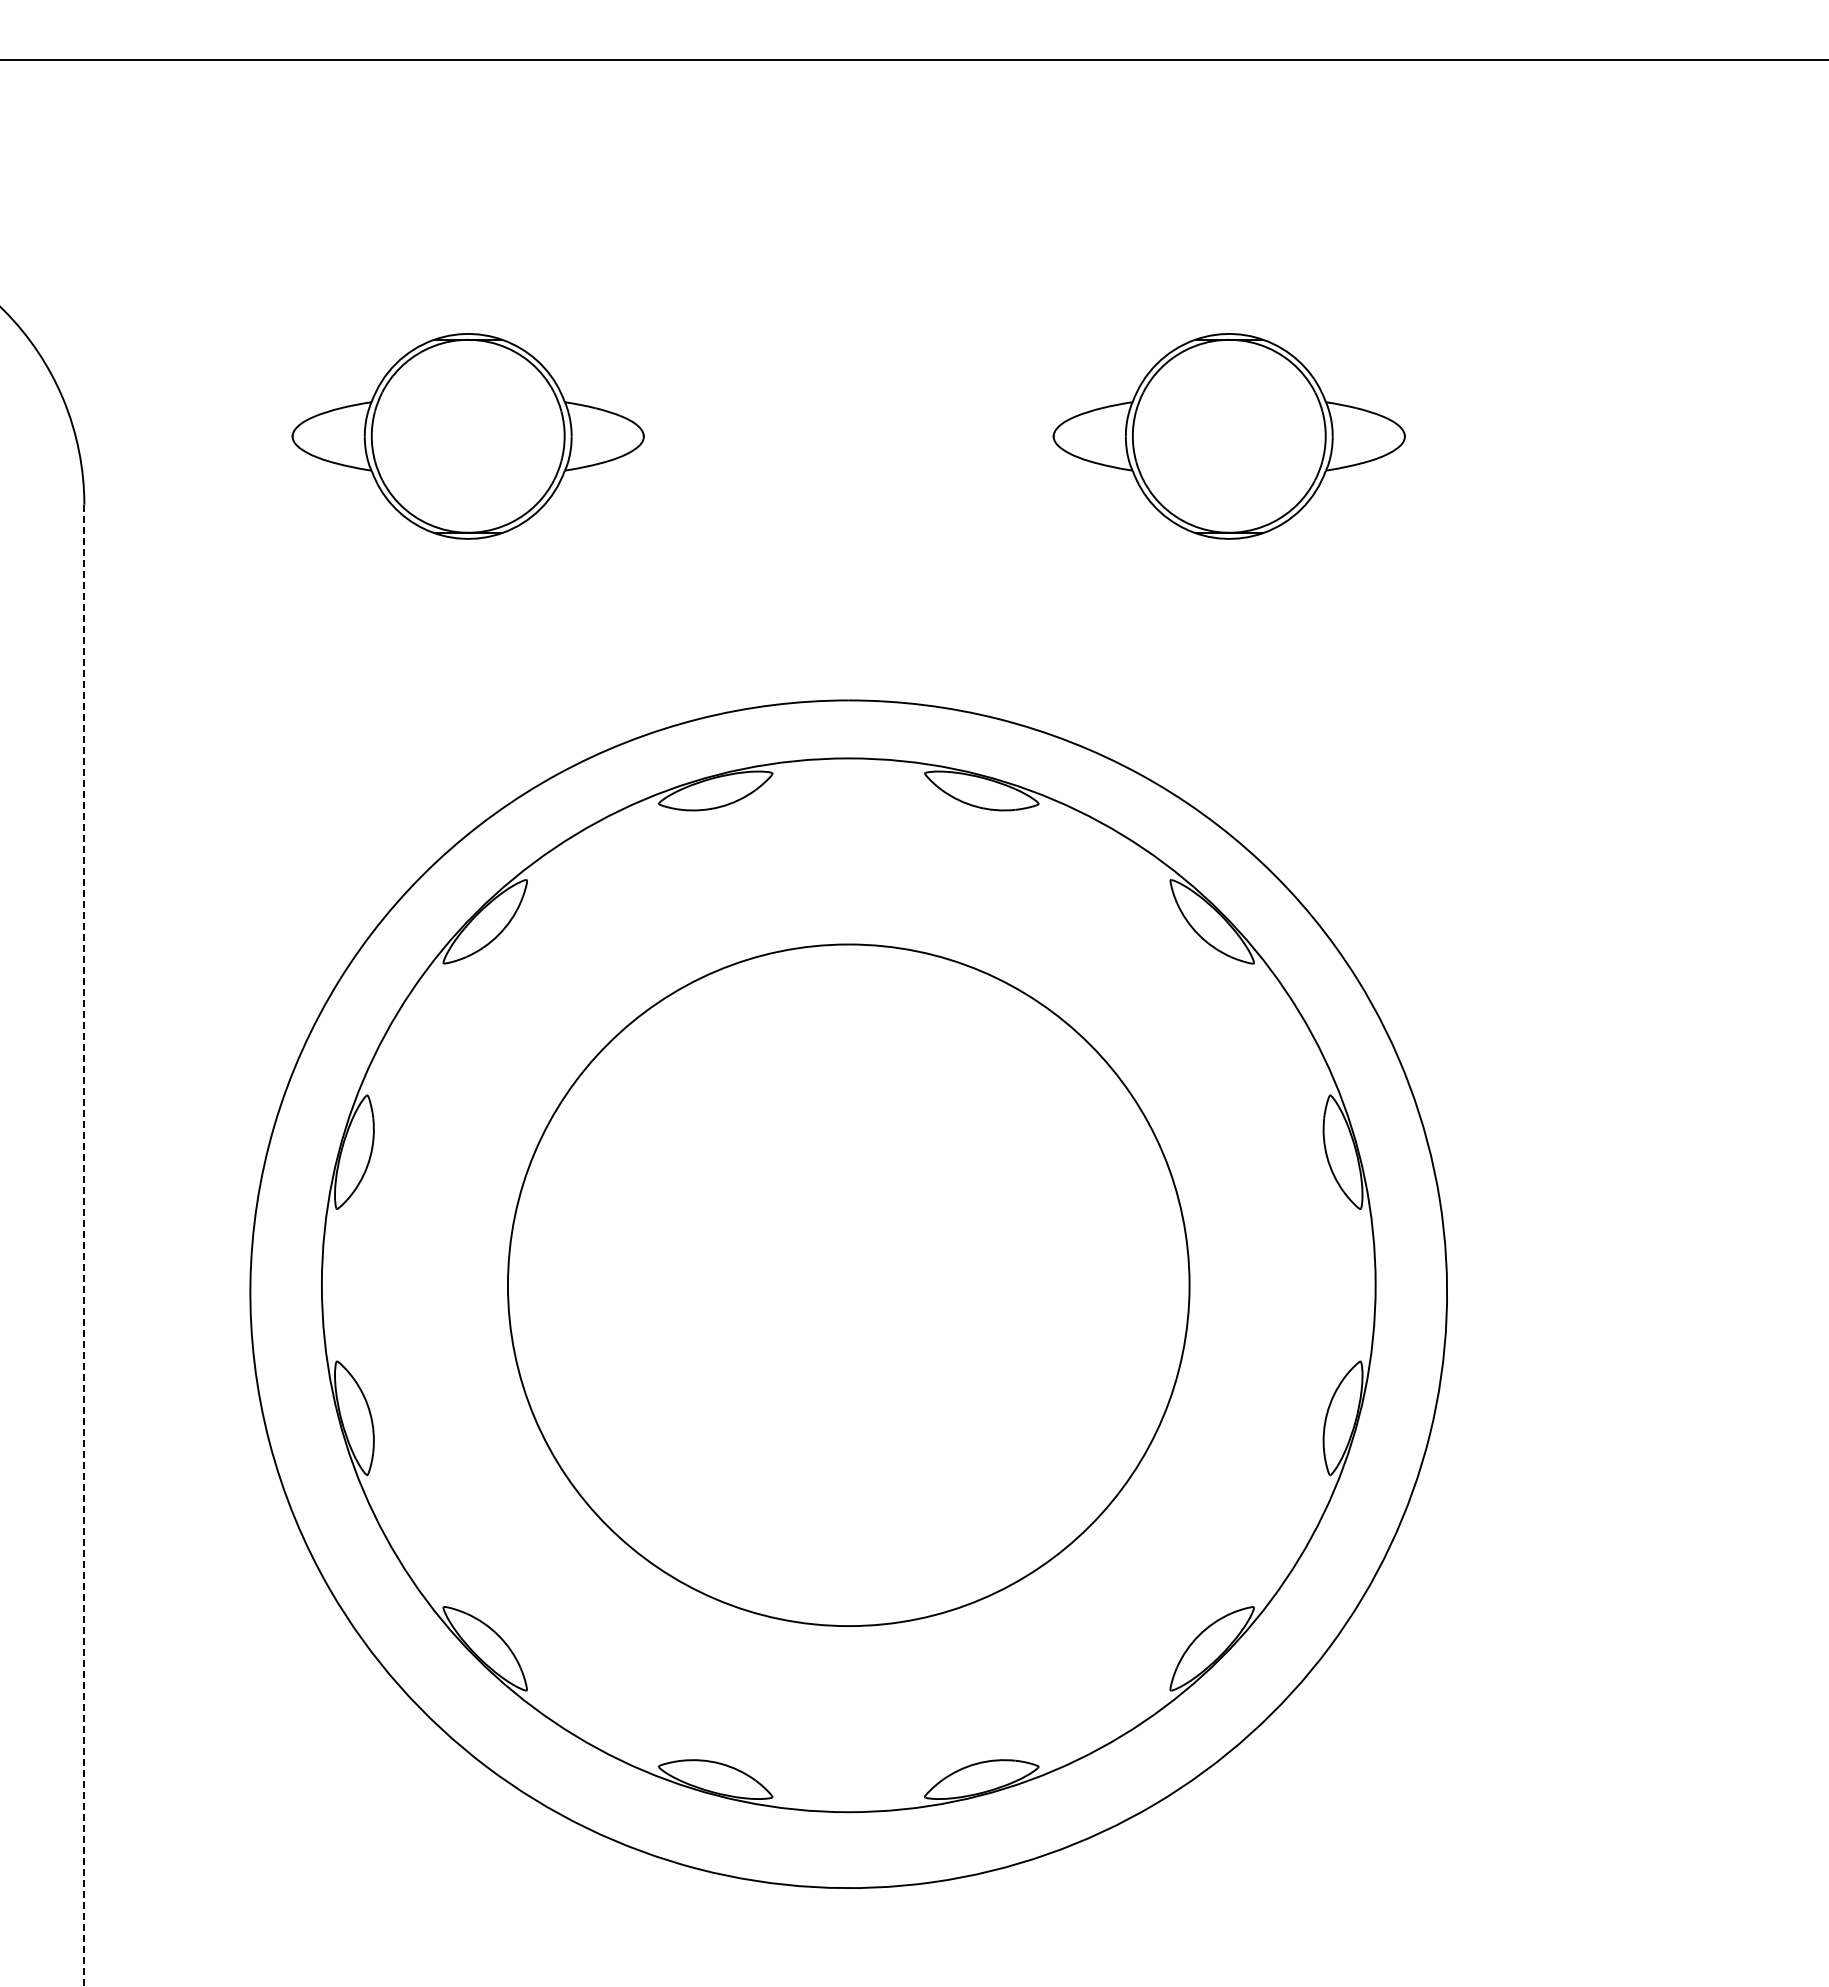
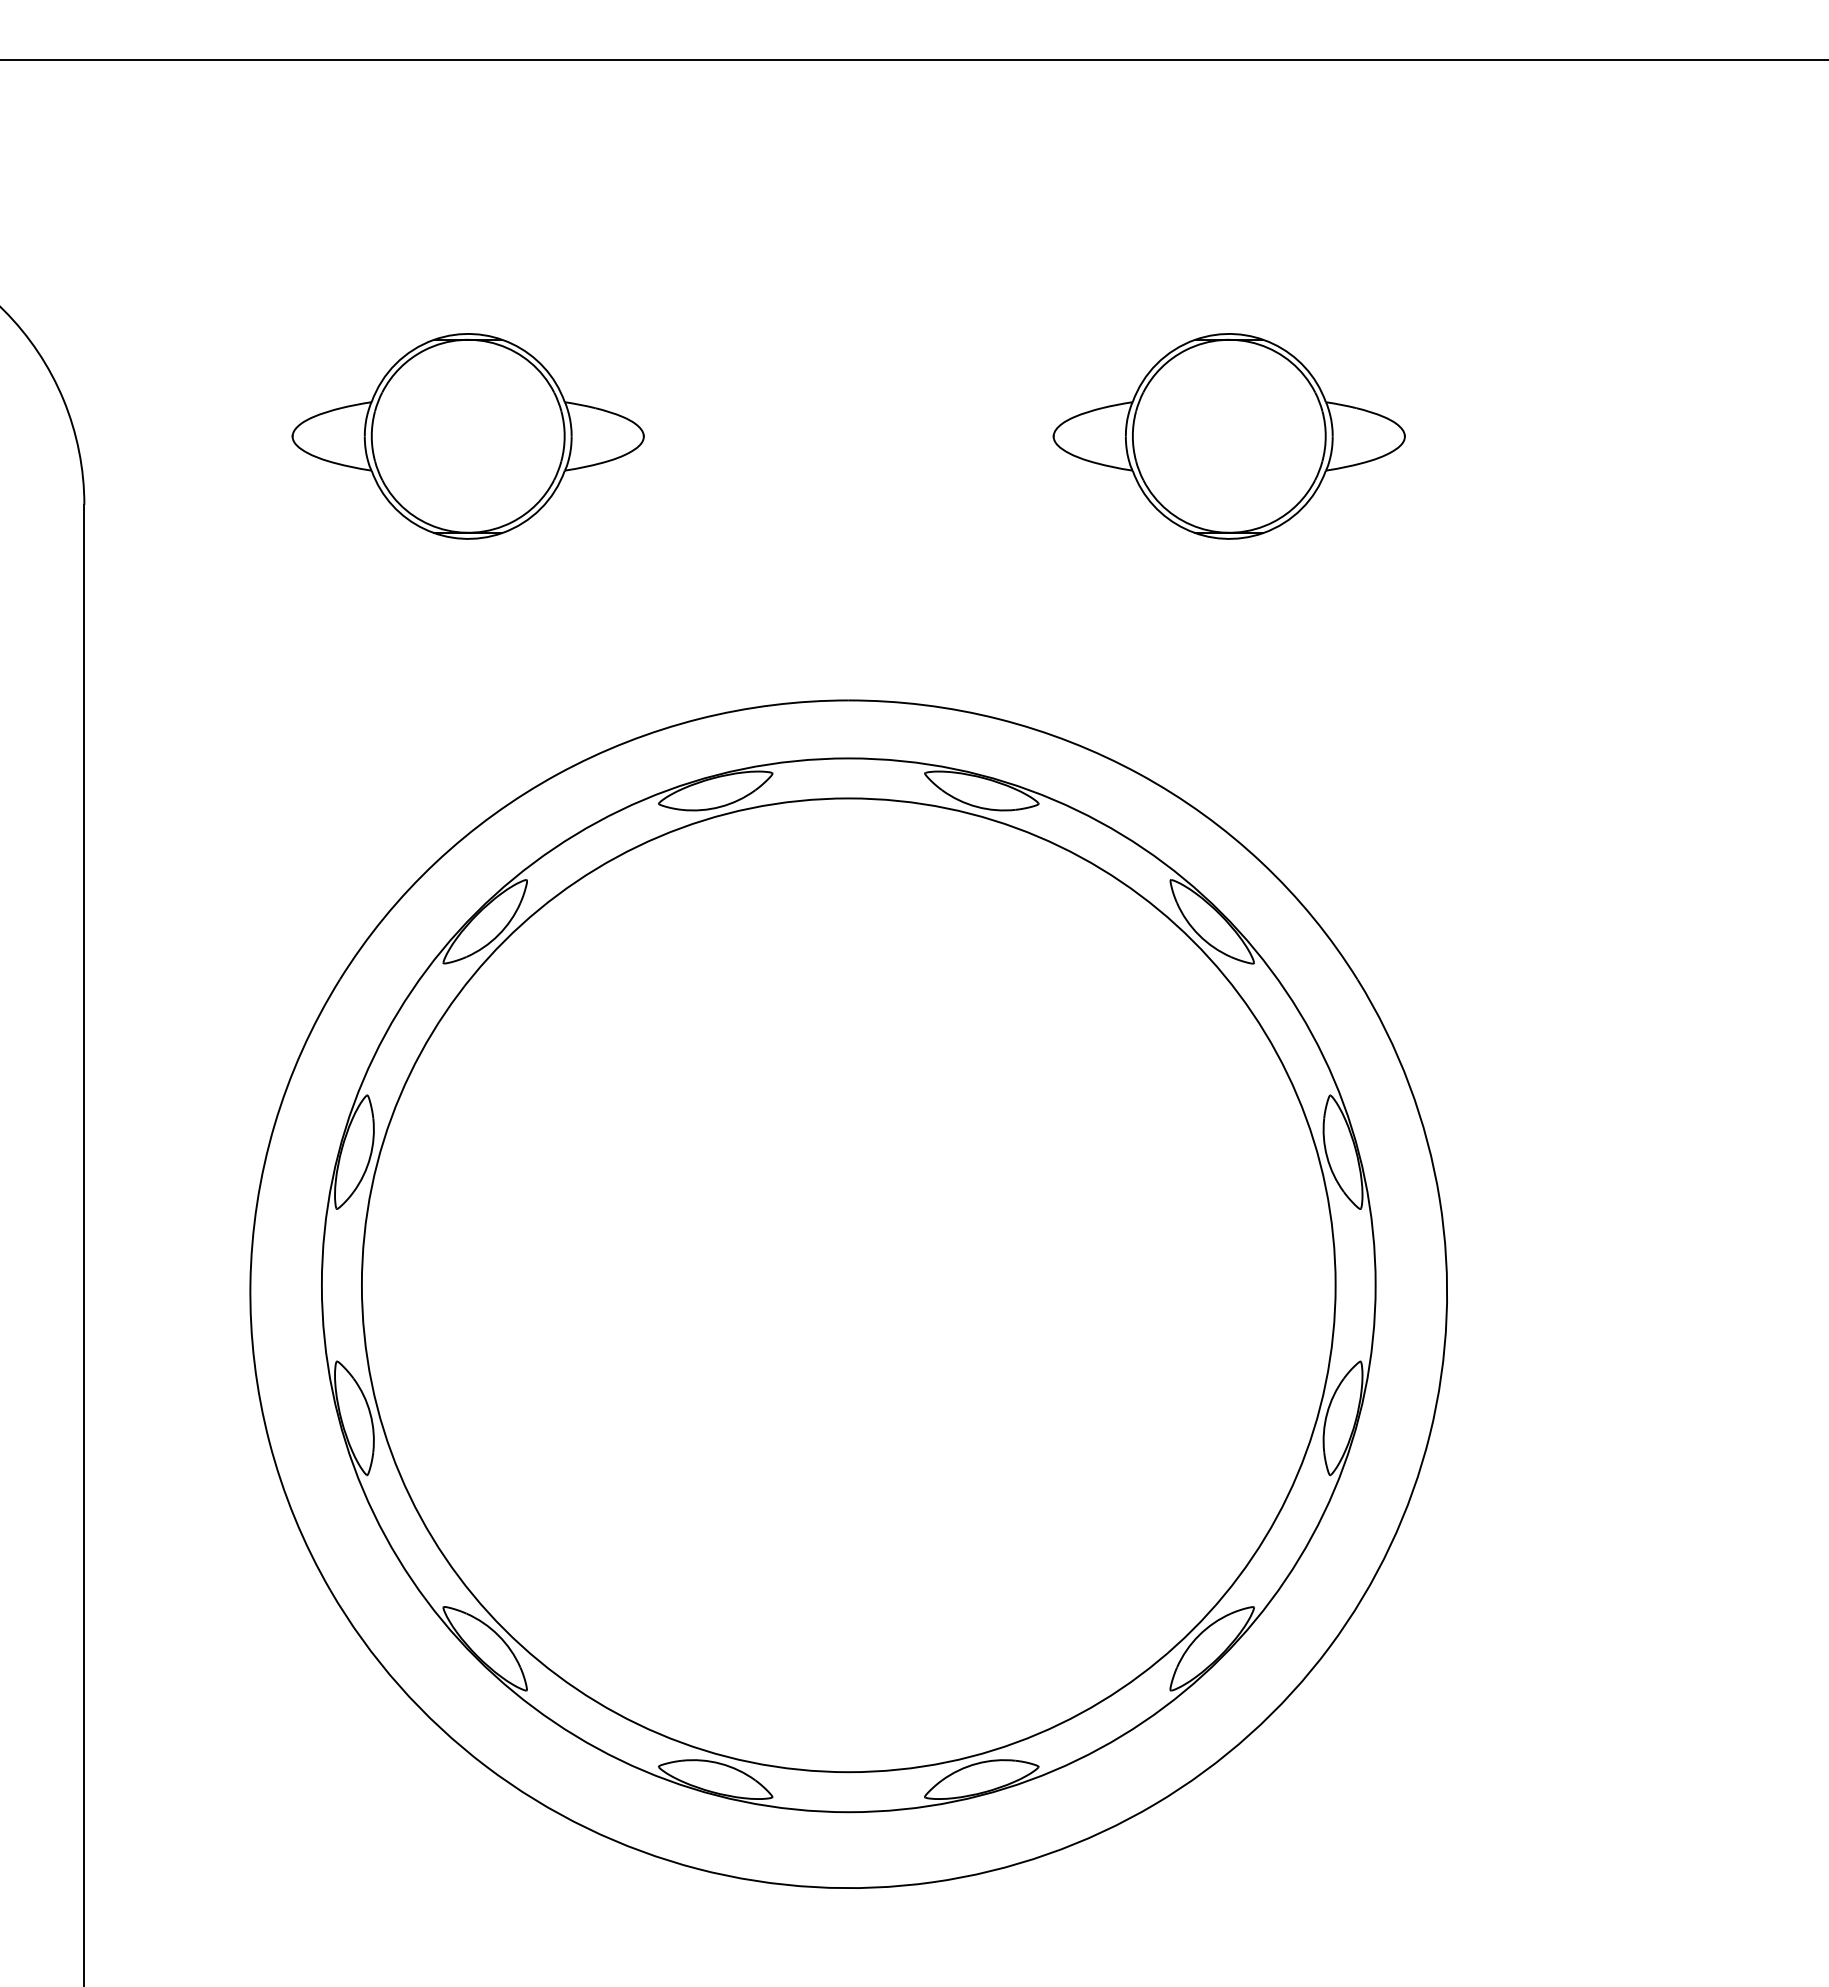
line: dashed -> solid (84, 1245)
circle diameter: 682 px -> 974 px (848, 1285)
